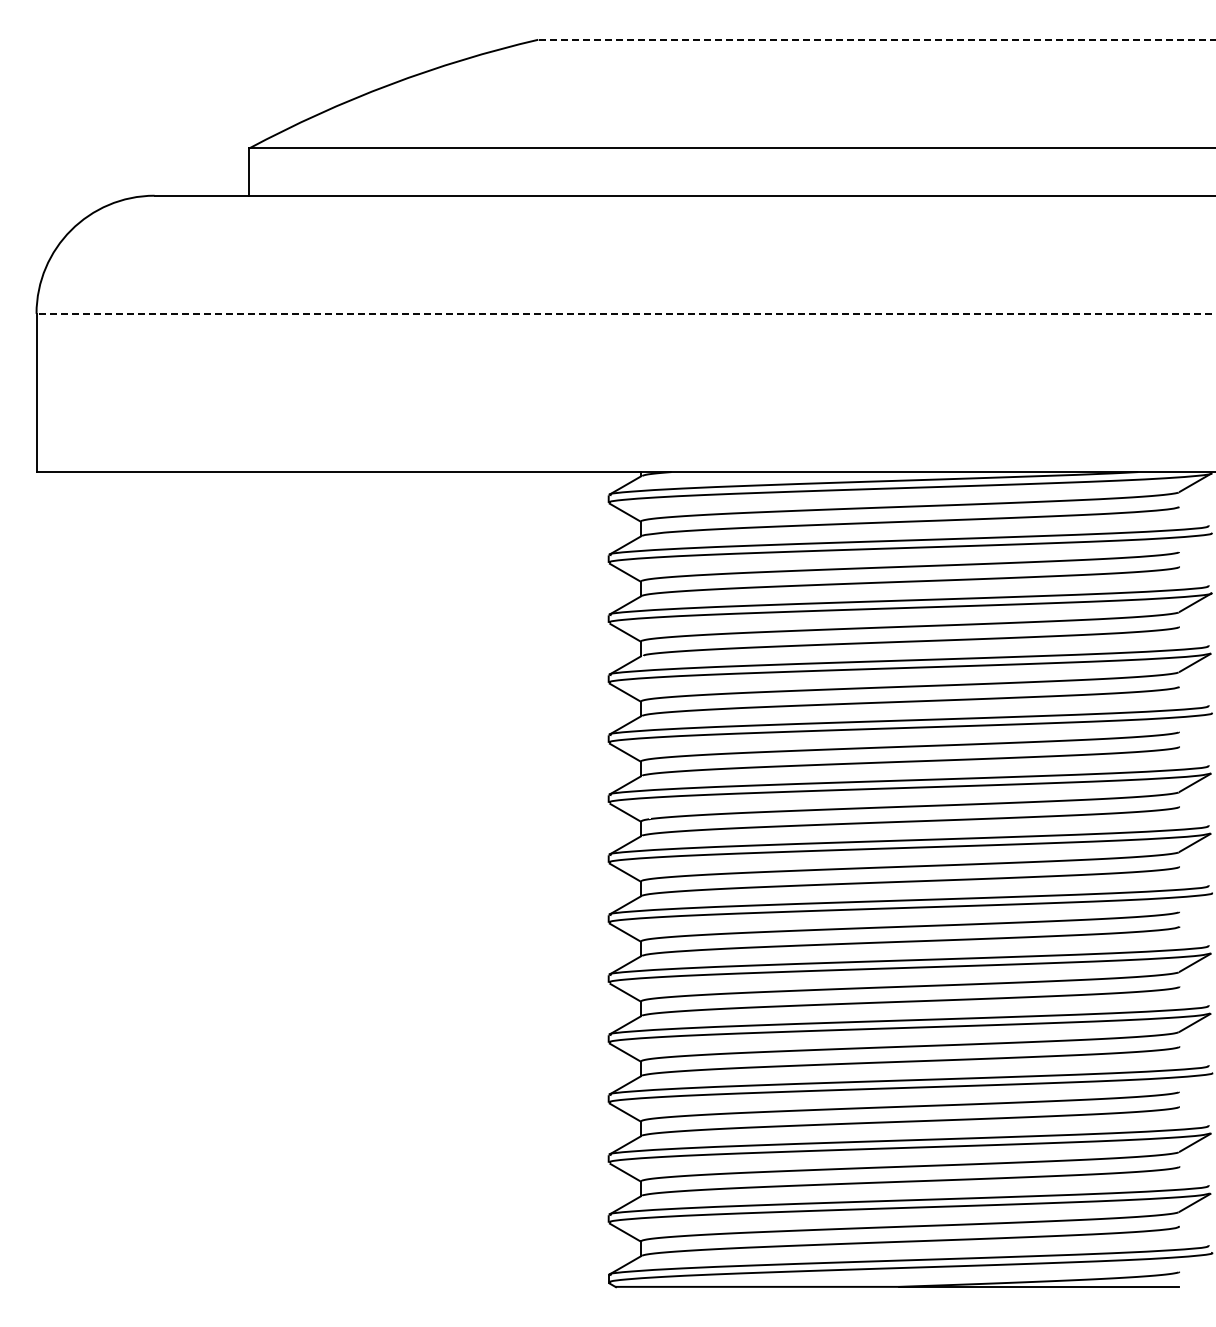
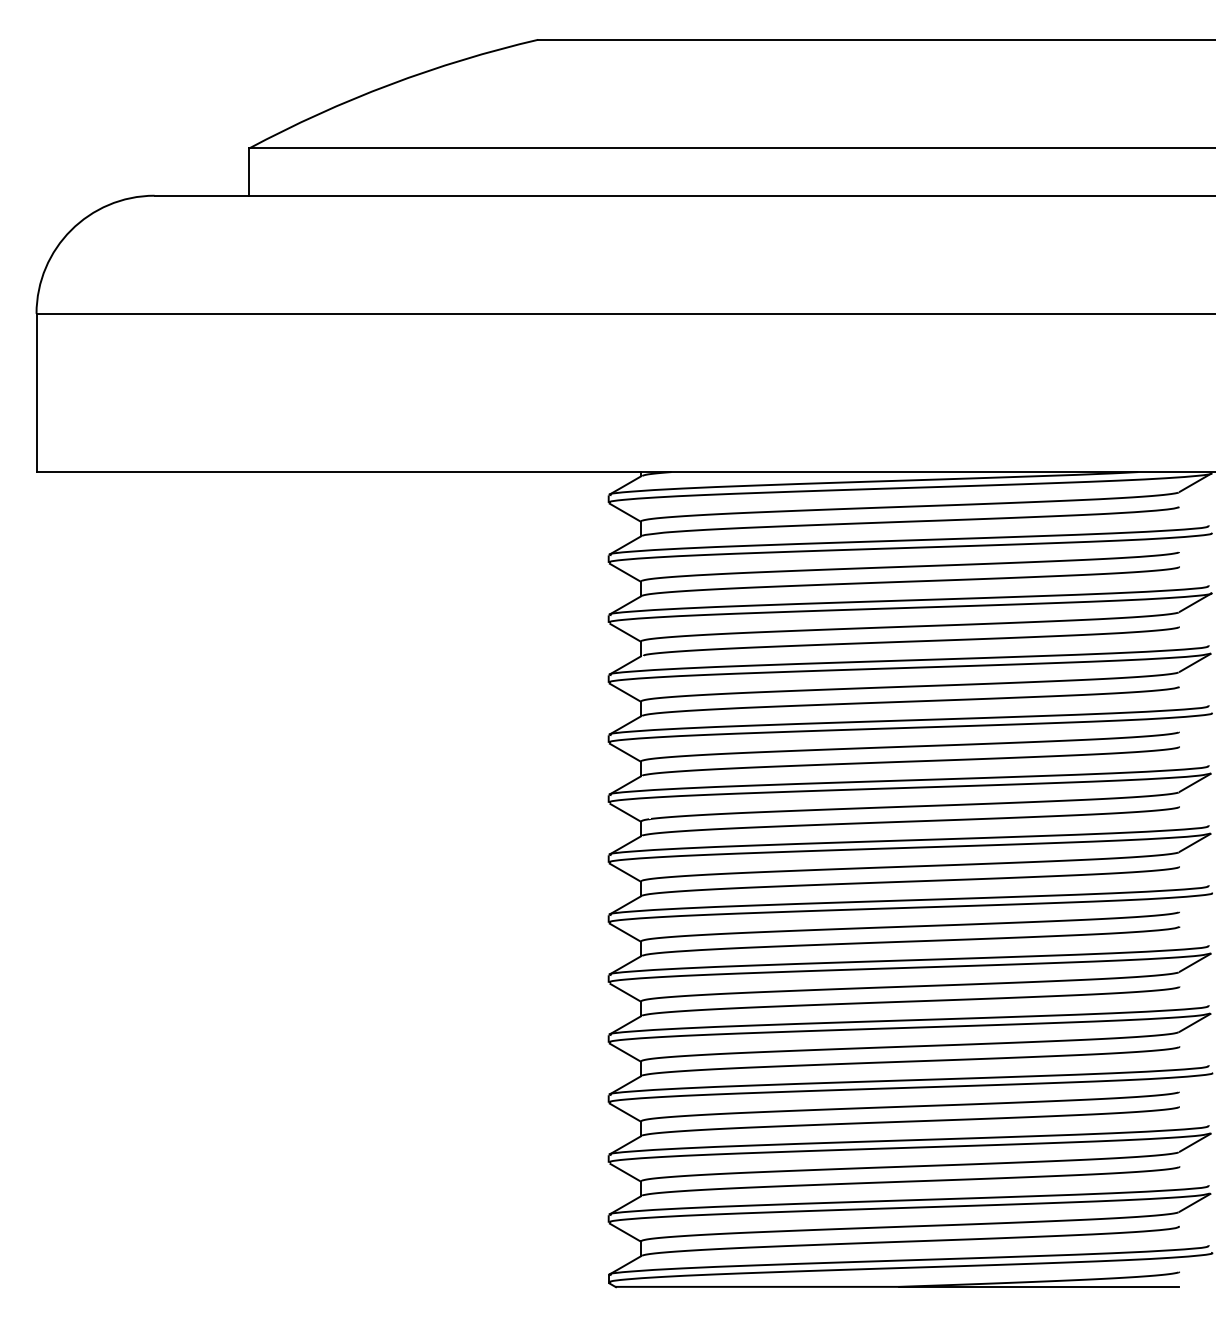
line: dashed -> solid (876, 39)
line: dashed -> solid (625, 313)
